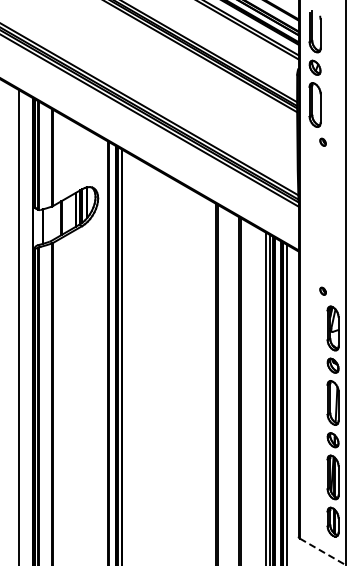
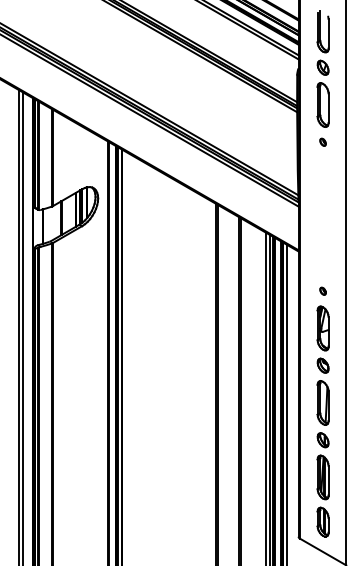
part position: (314, 68) -> (322, 68) (322, 68)
line: none -> present (23, 327)
part position: (332, 421) -> (322, 421) (322, 421)
line: dashed -> solid (323, 551)
